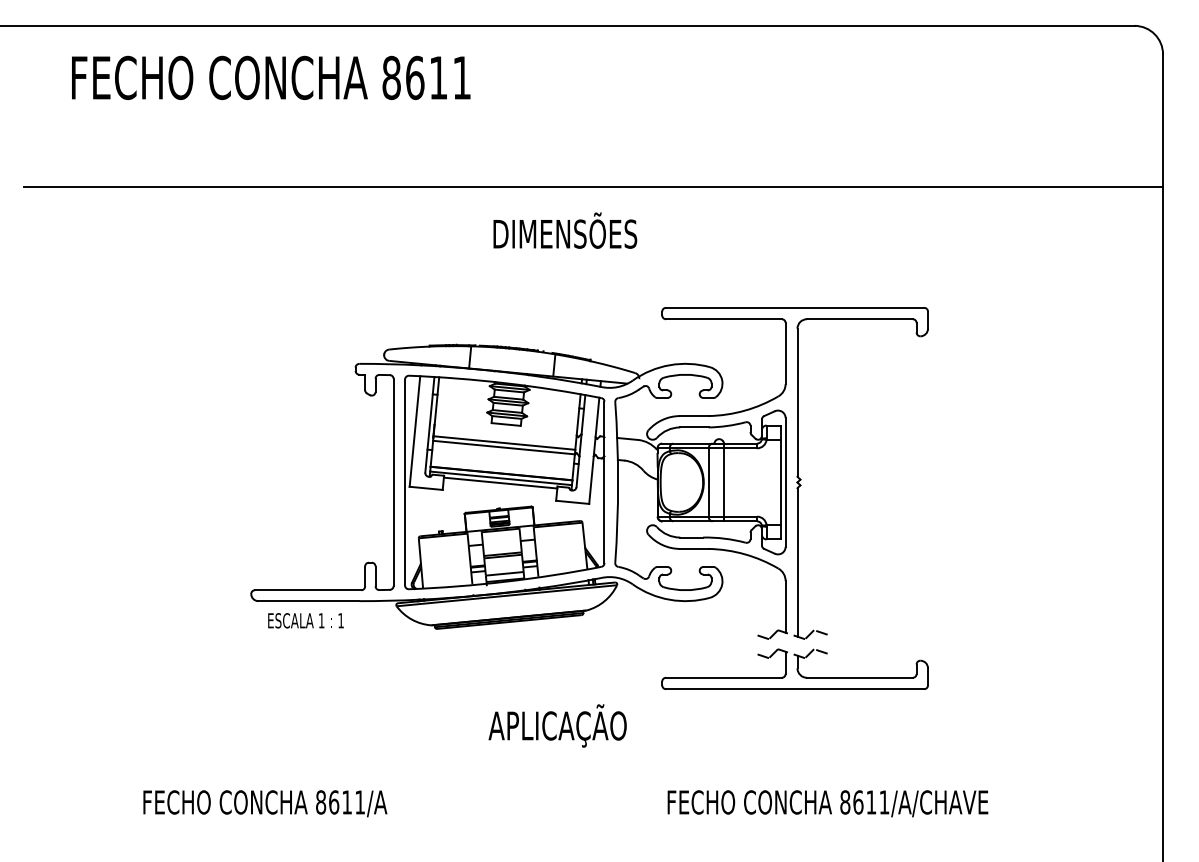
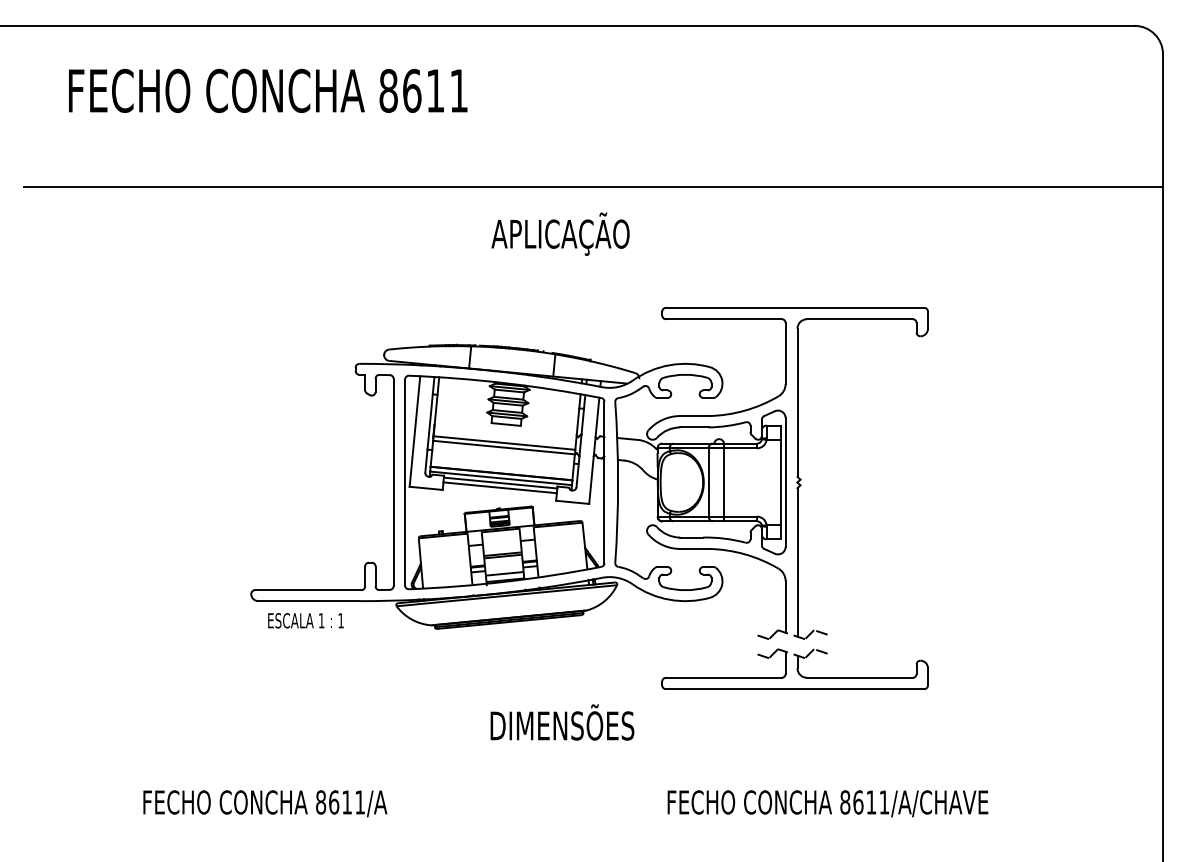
text position: (271, 77) -> (268, 90) (268, 90)
text: DIMENSÕES -> APLICAÇÃO (564, 233)
line: none -> present (499, 487)
text: APLICAÇÃO -> DIMENSÕES (561, 725)
